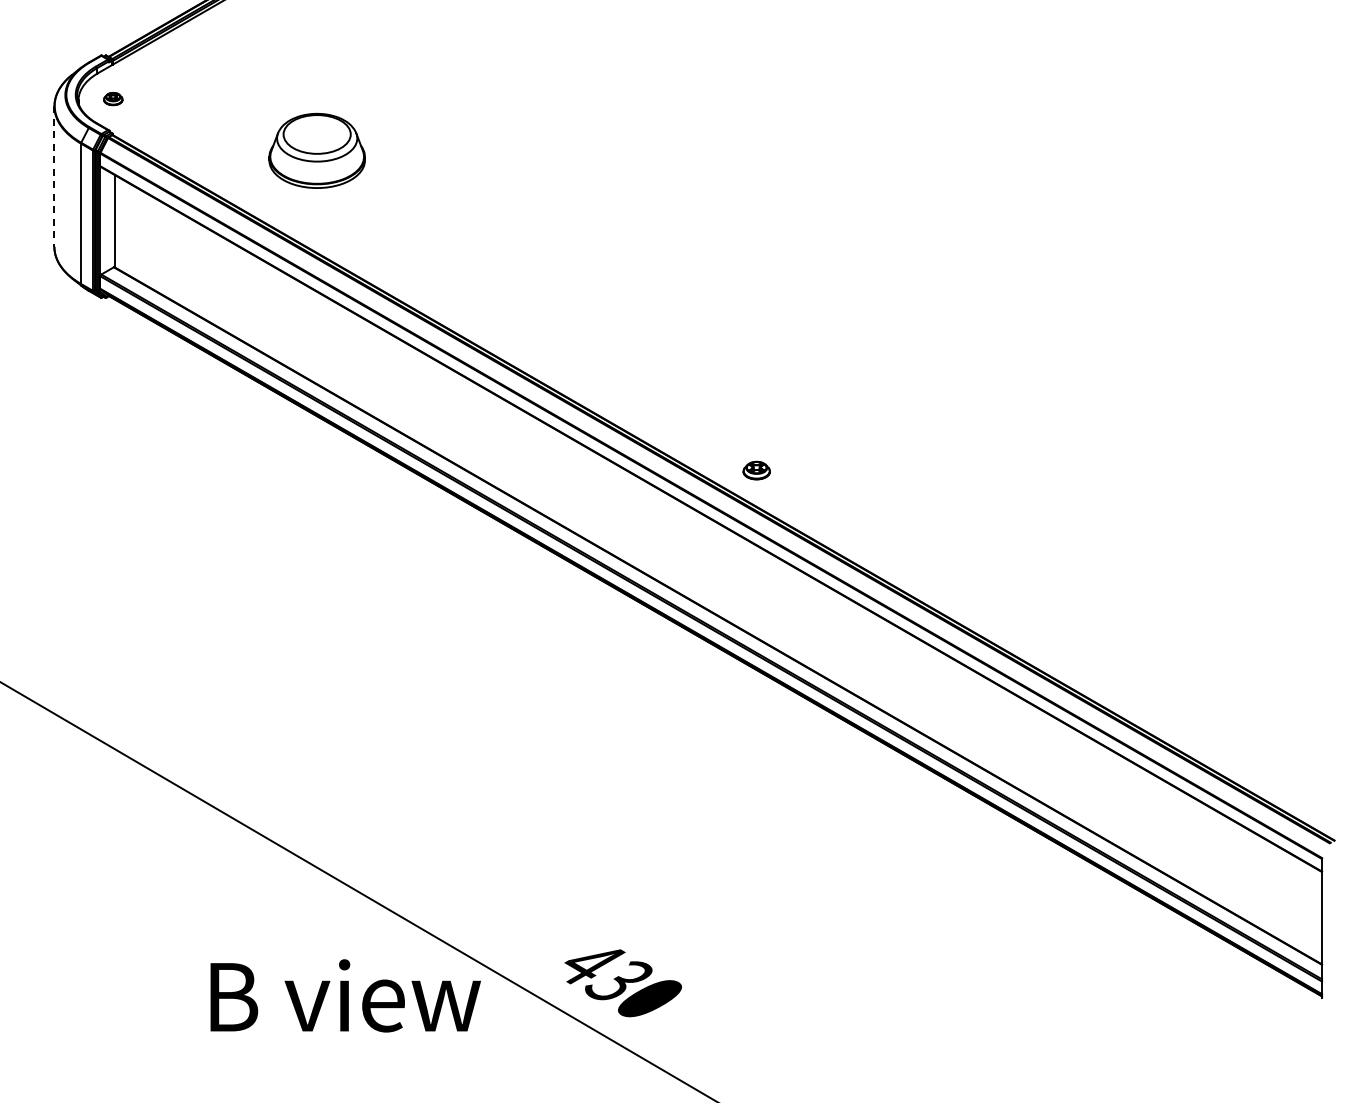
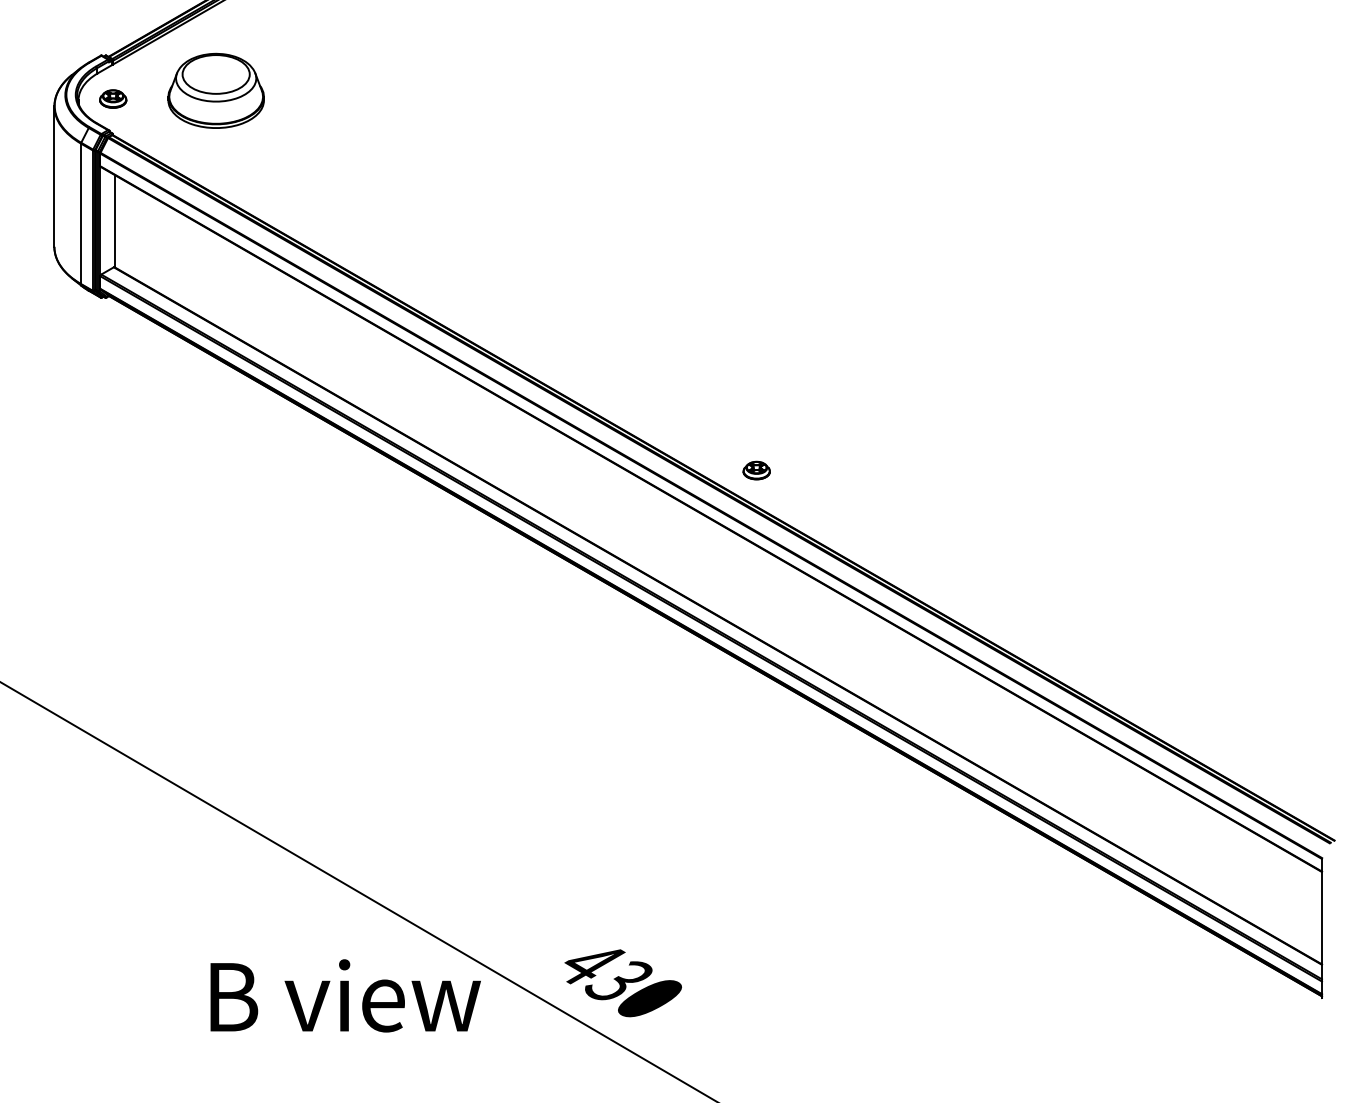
part size: 21x15 px -> 29x20 px (113, 98)
part position: (316, 150) -> (215, 90) (215, 90)
line: dashed -> solid (54, 177)
